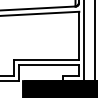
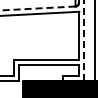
line: solid -> dashed (37, 8)
line: solid -> dashed (84, 40)
